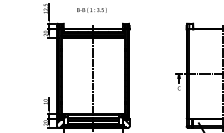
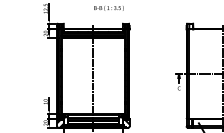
text position: (91, 10) -> (108, 8) (108, 8)
